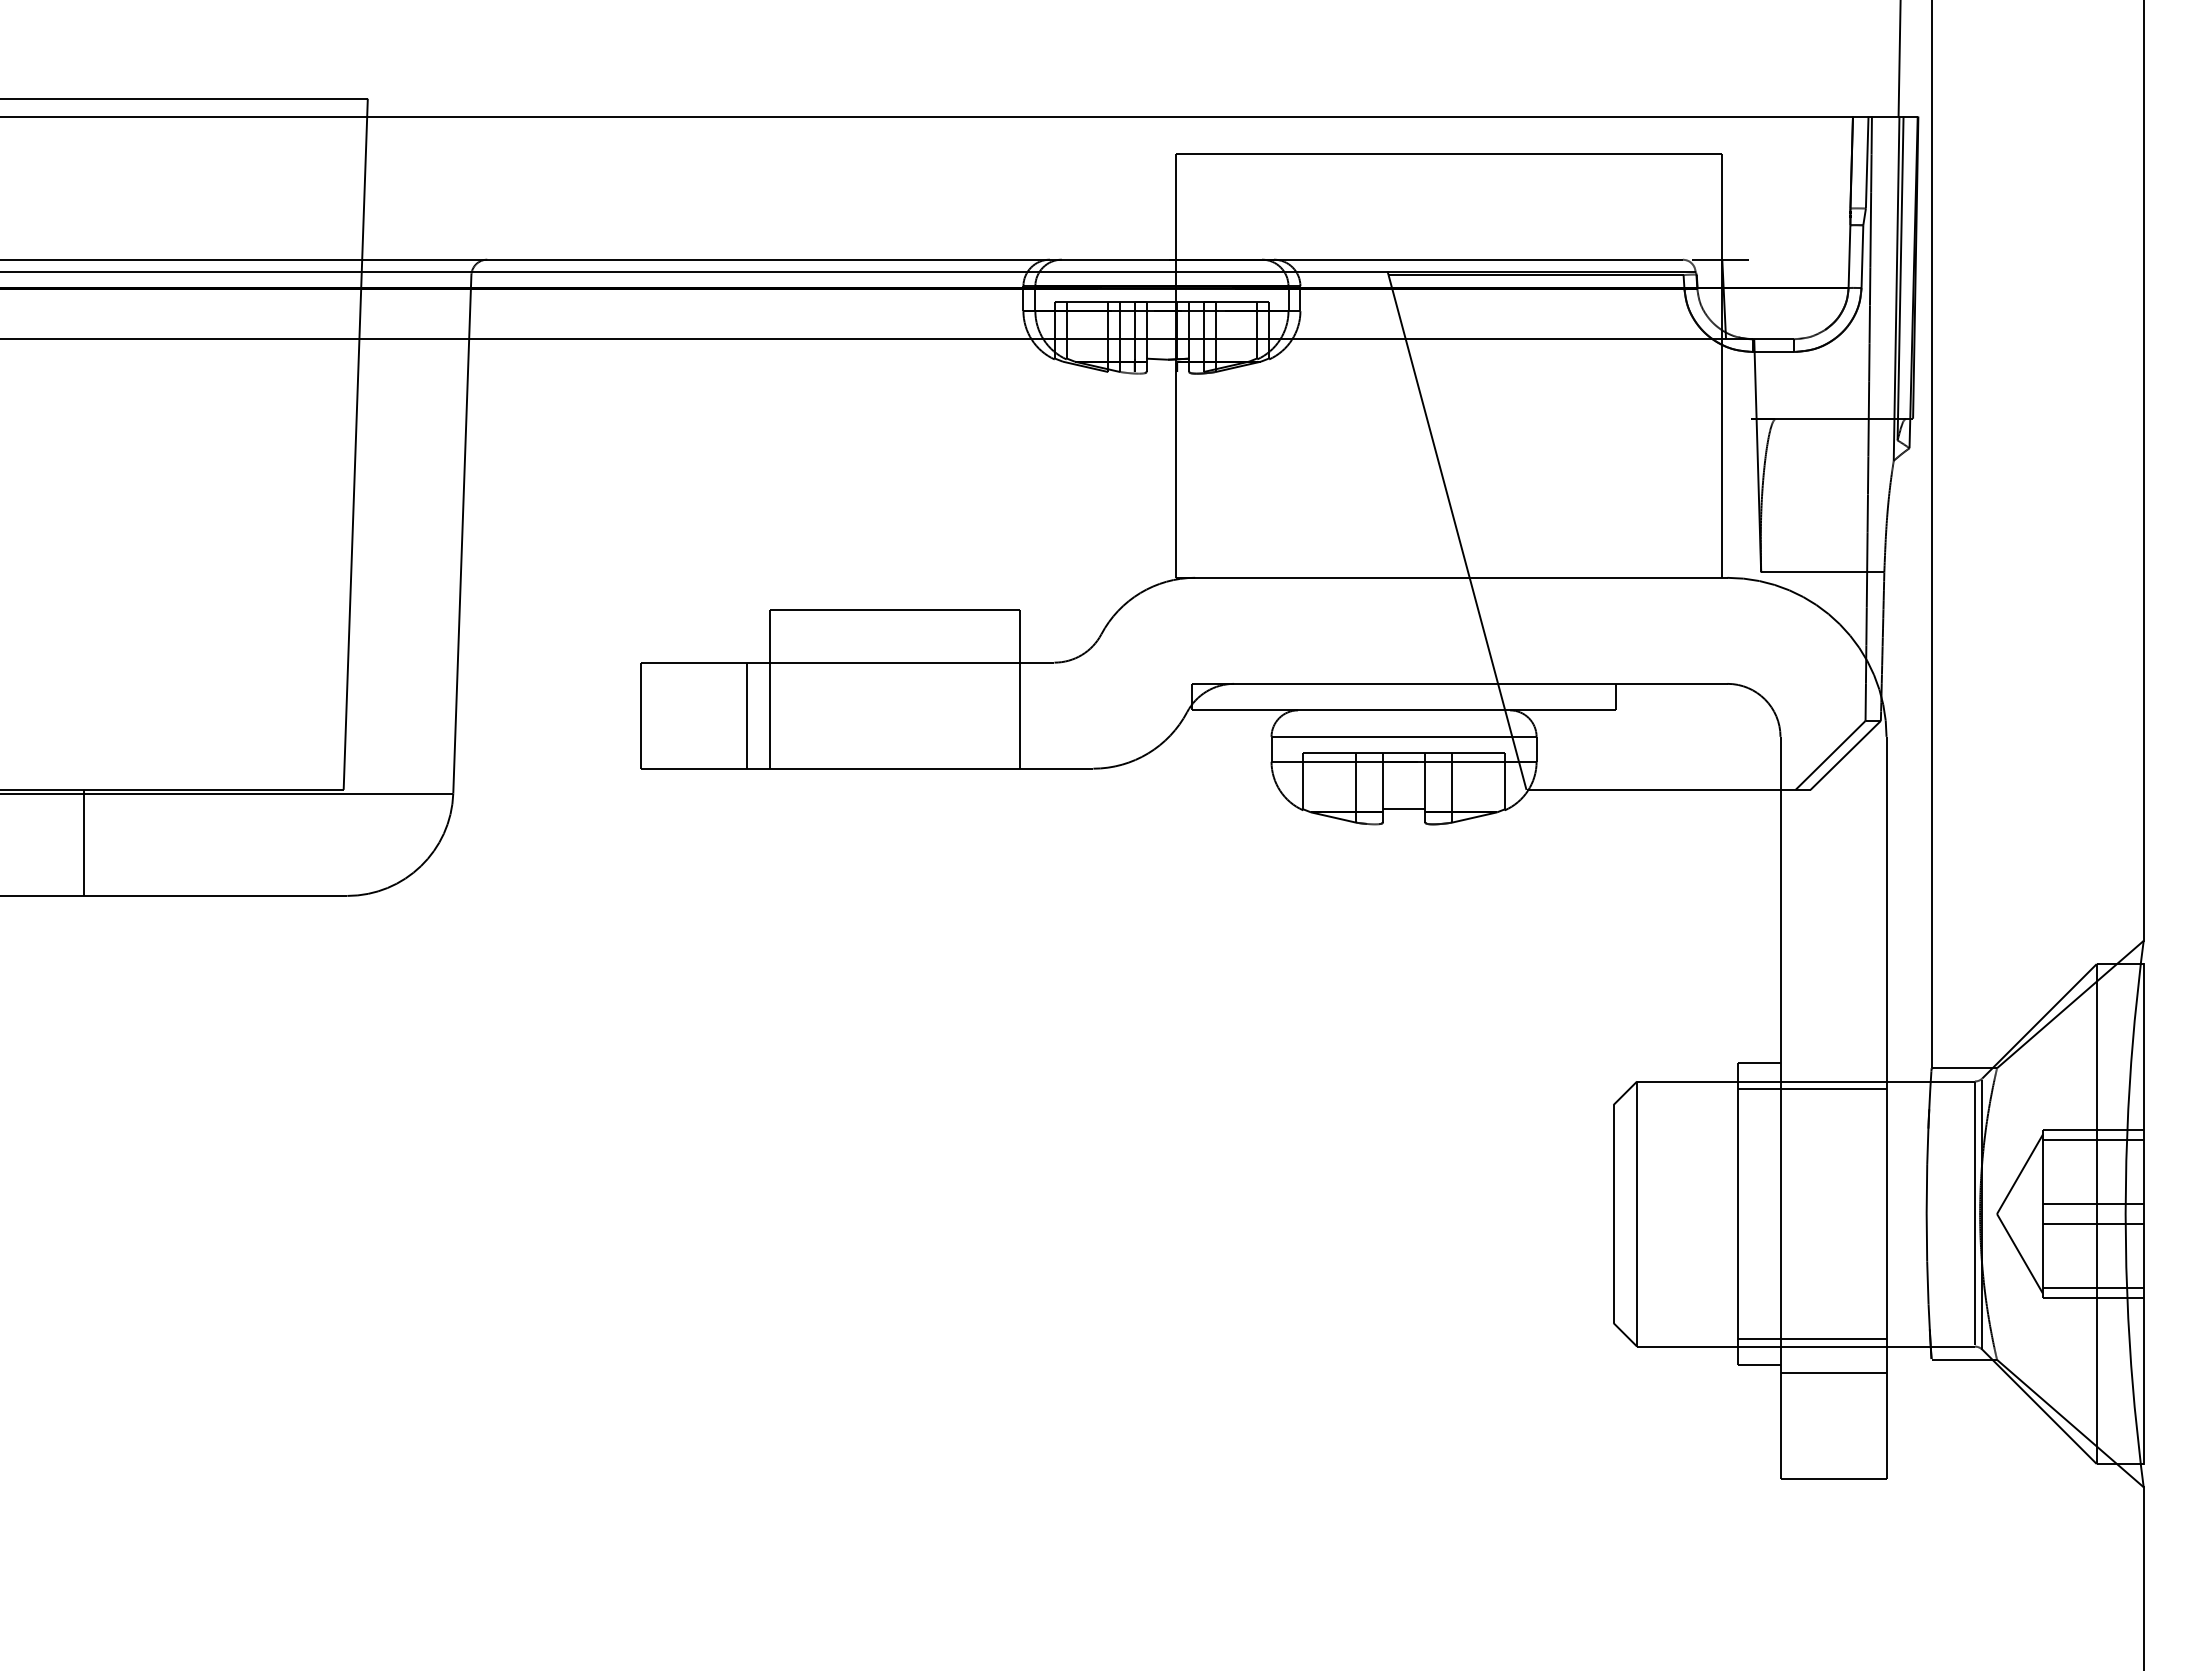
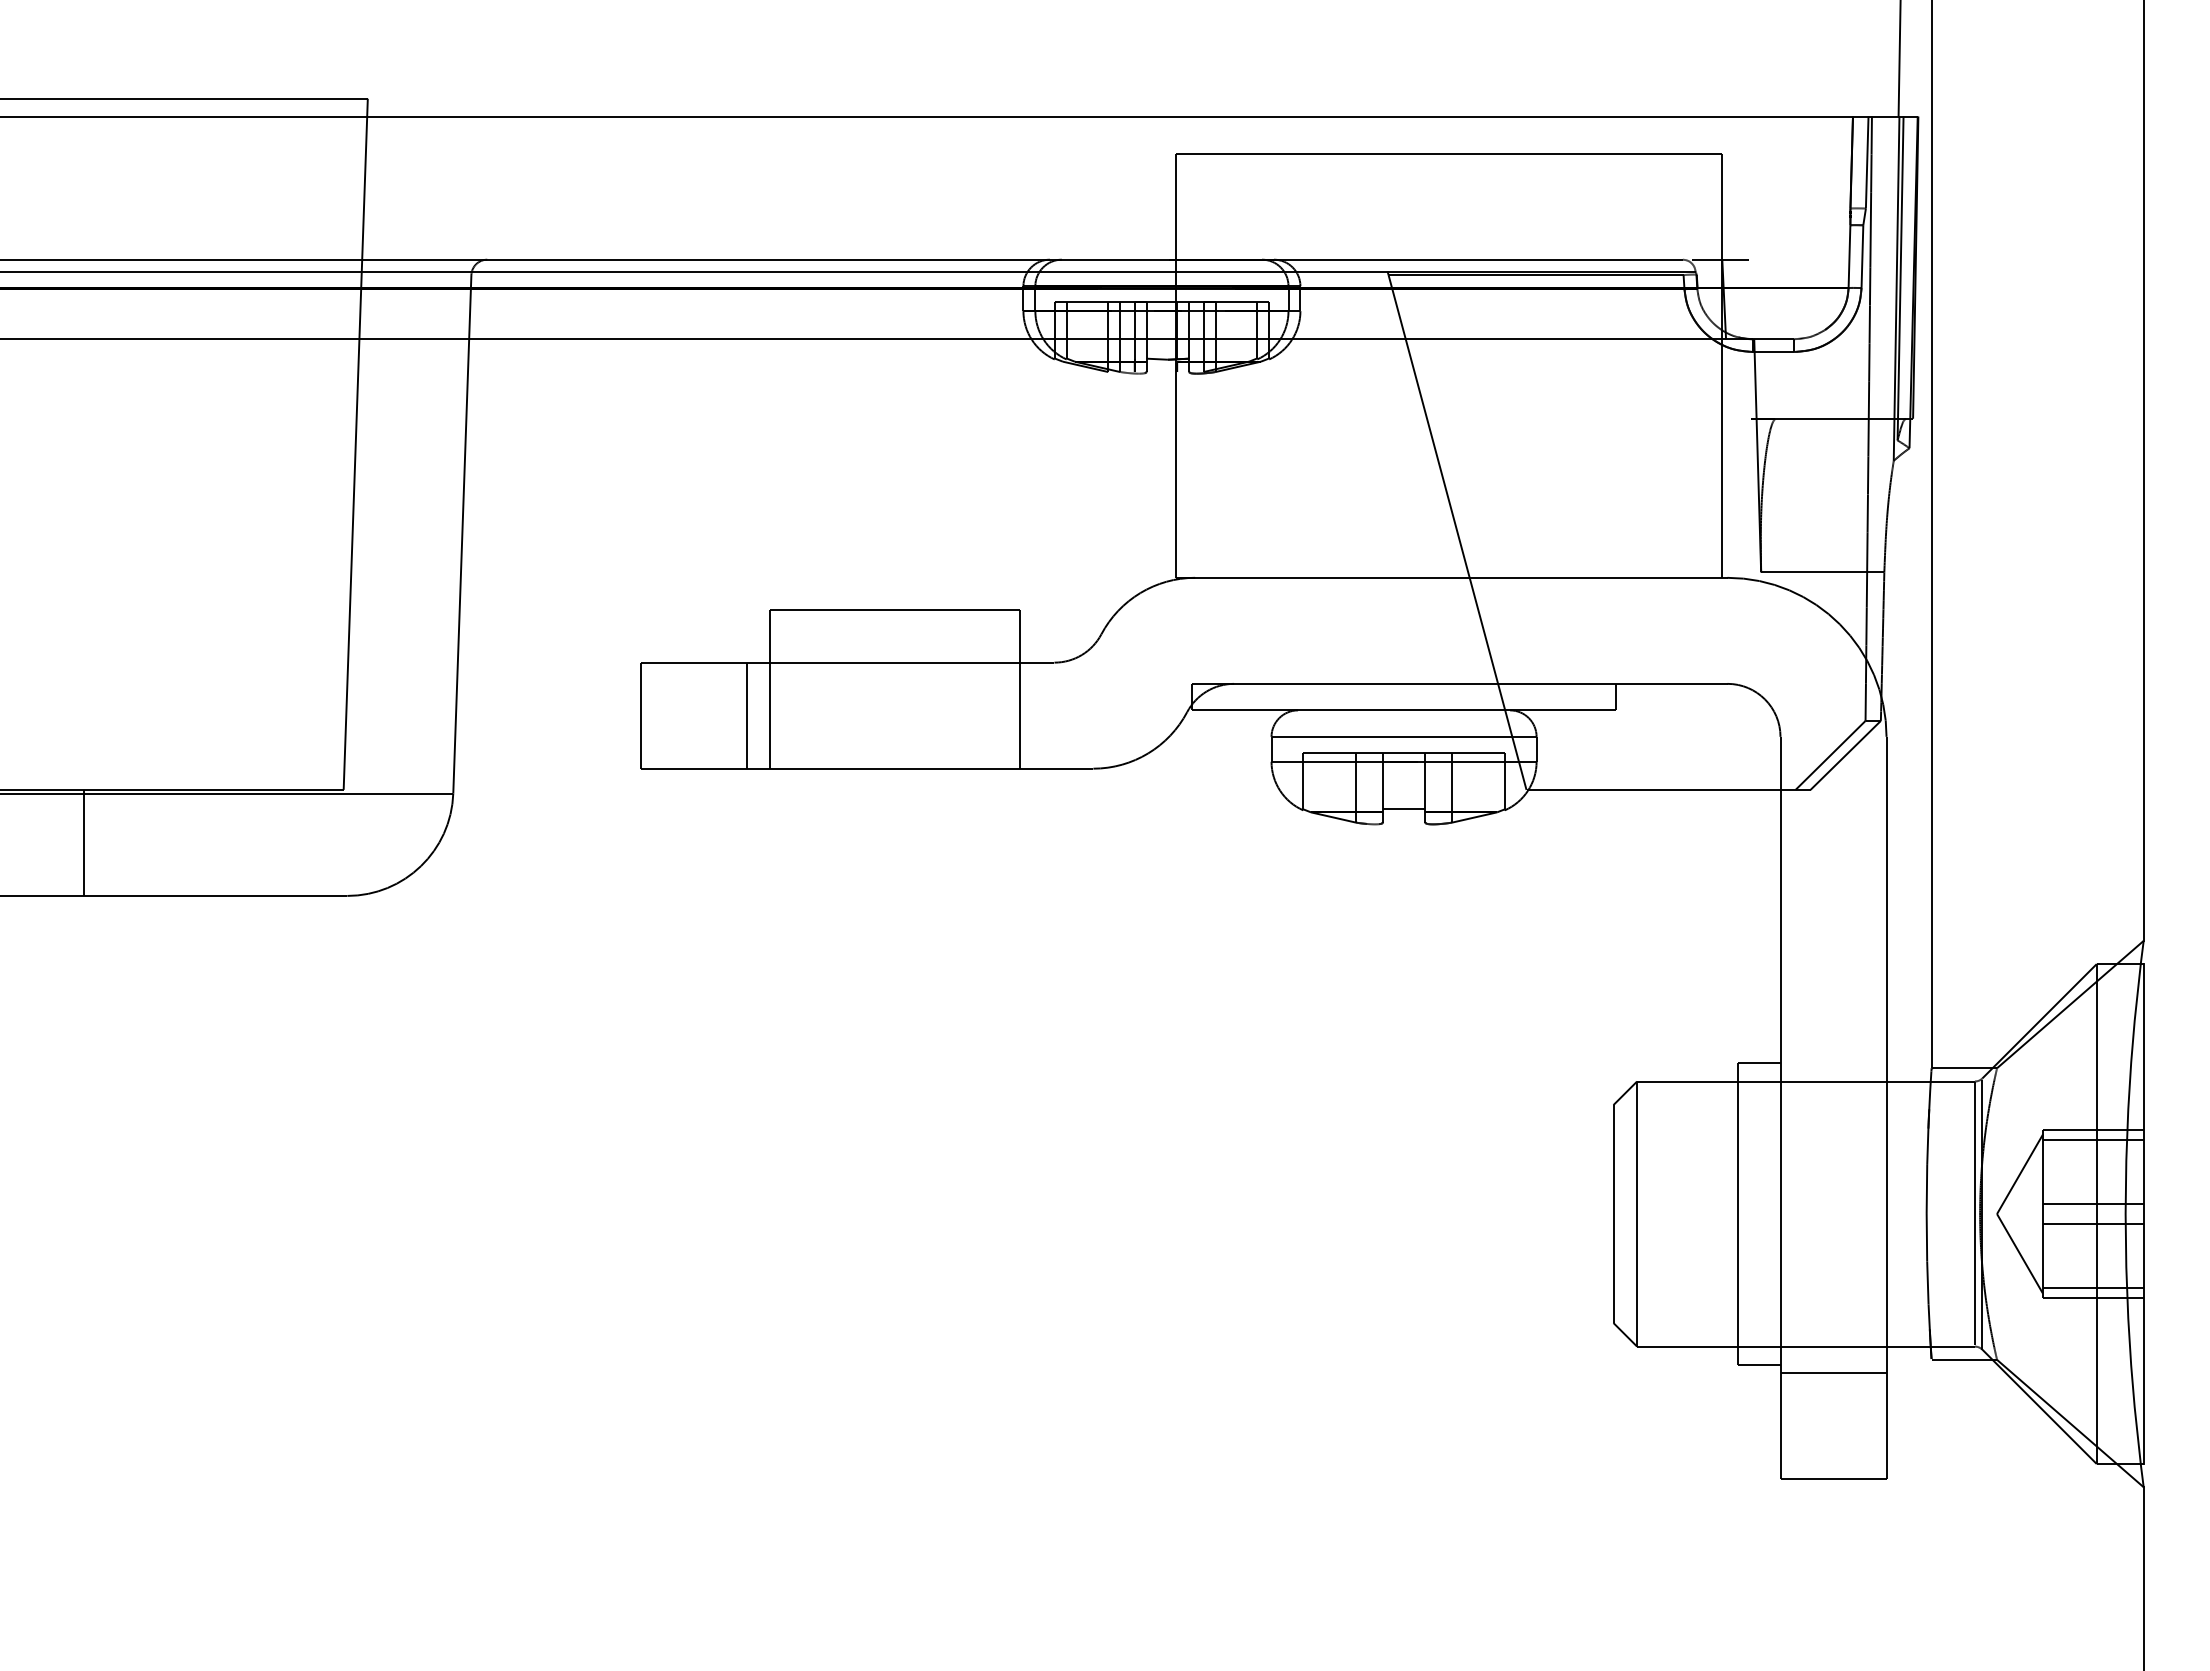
line: present -> none (1812, 1089)
line: present -> none (1812, 1338)
